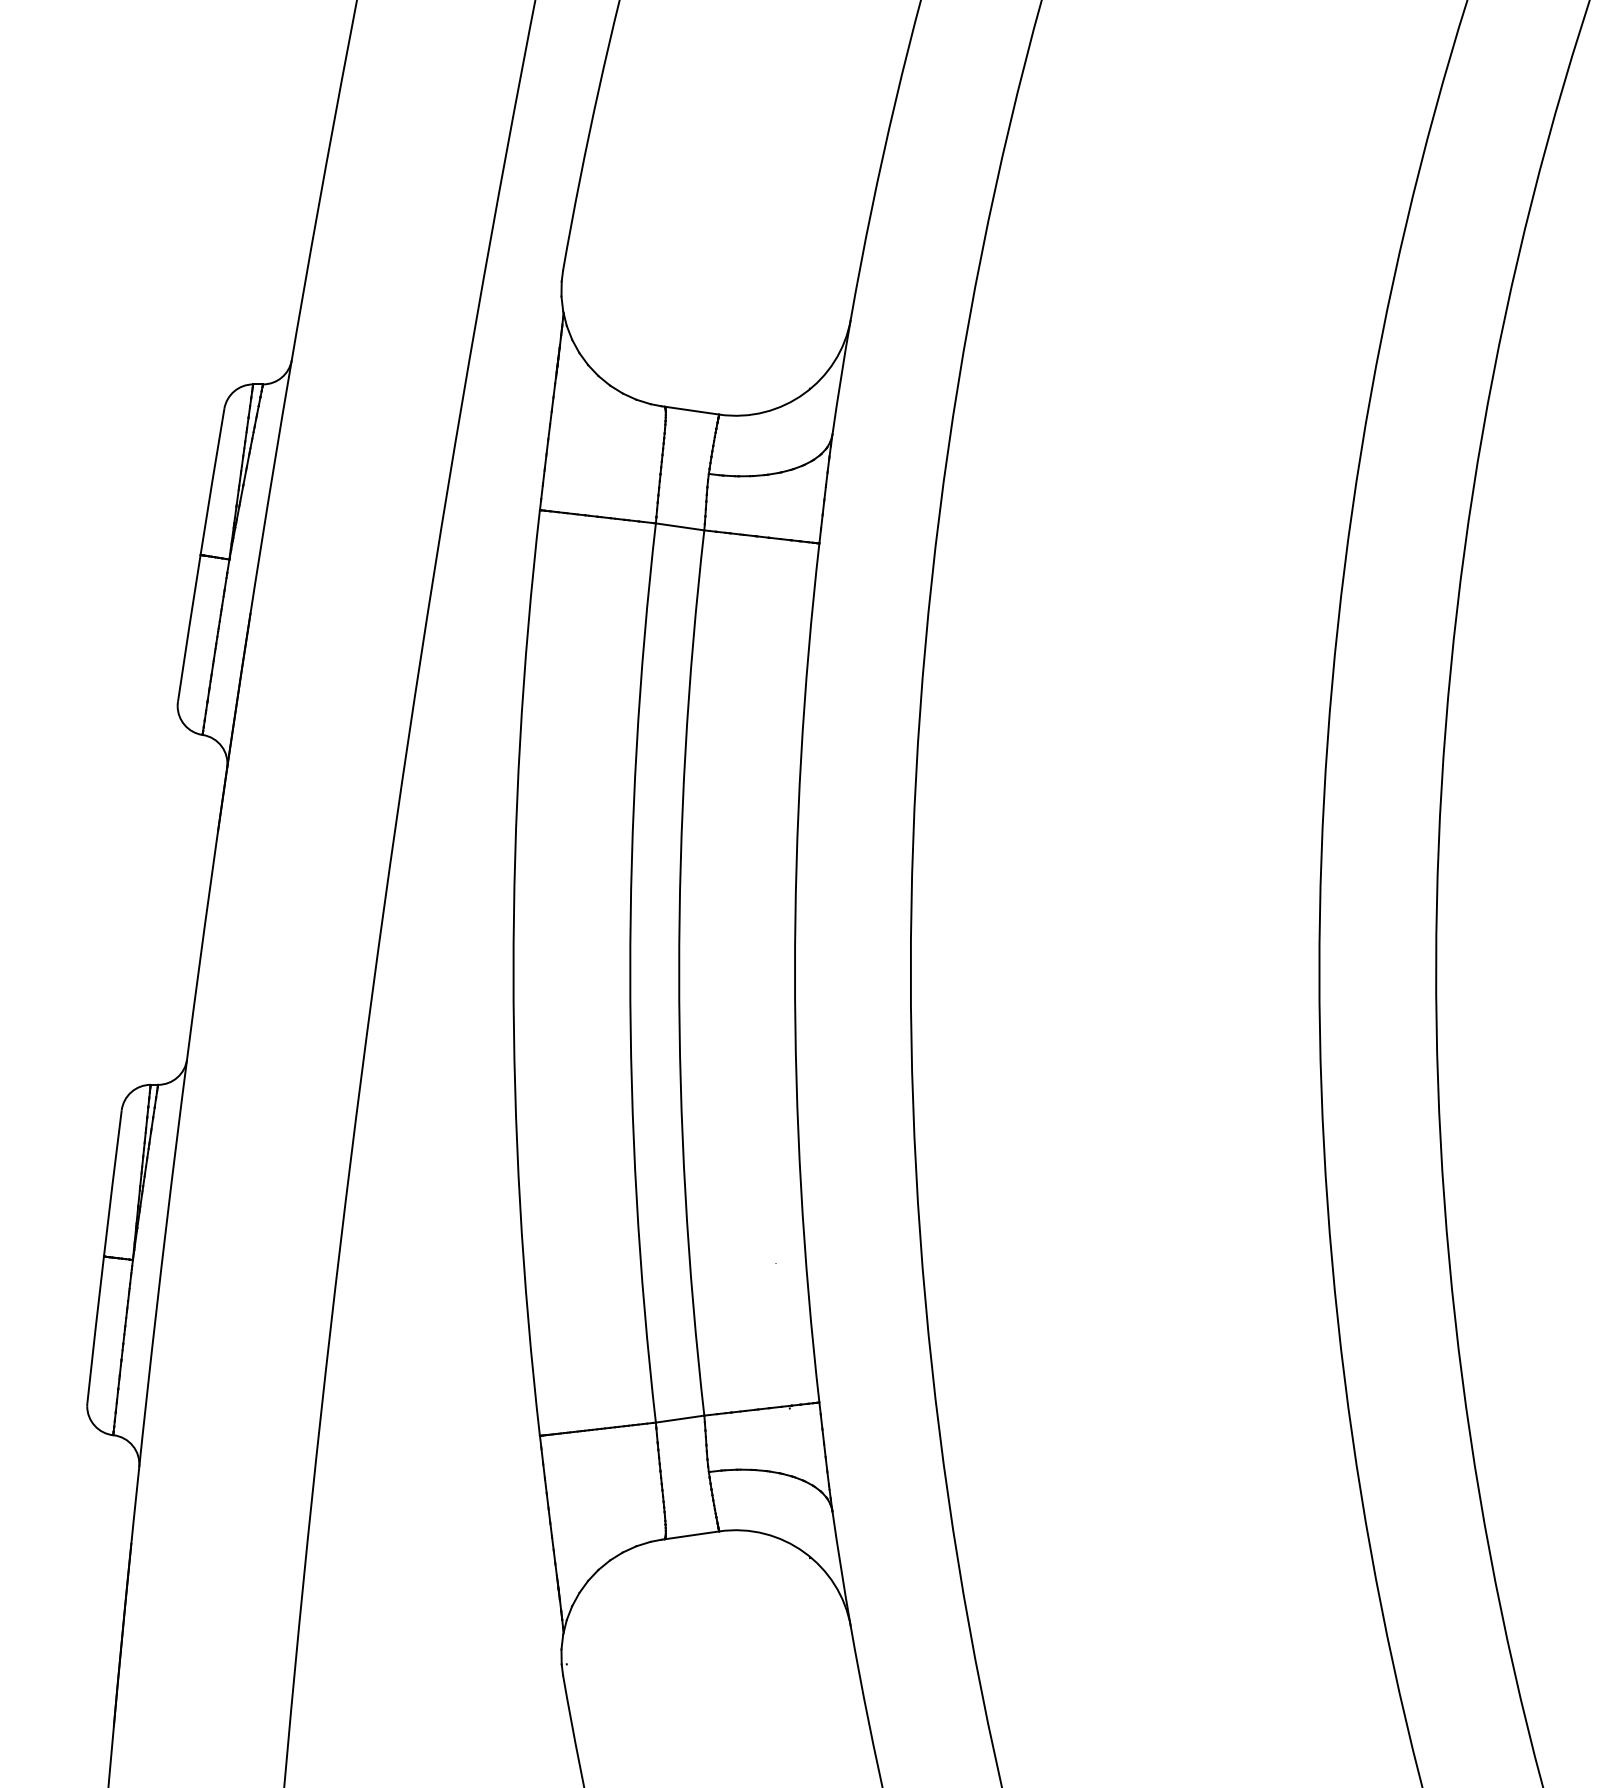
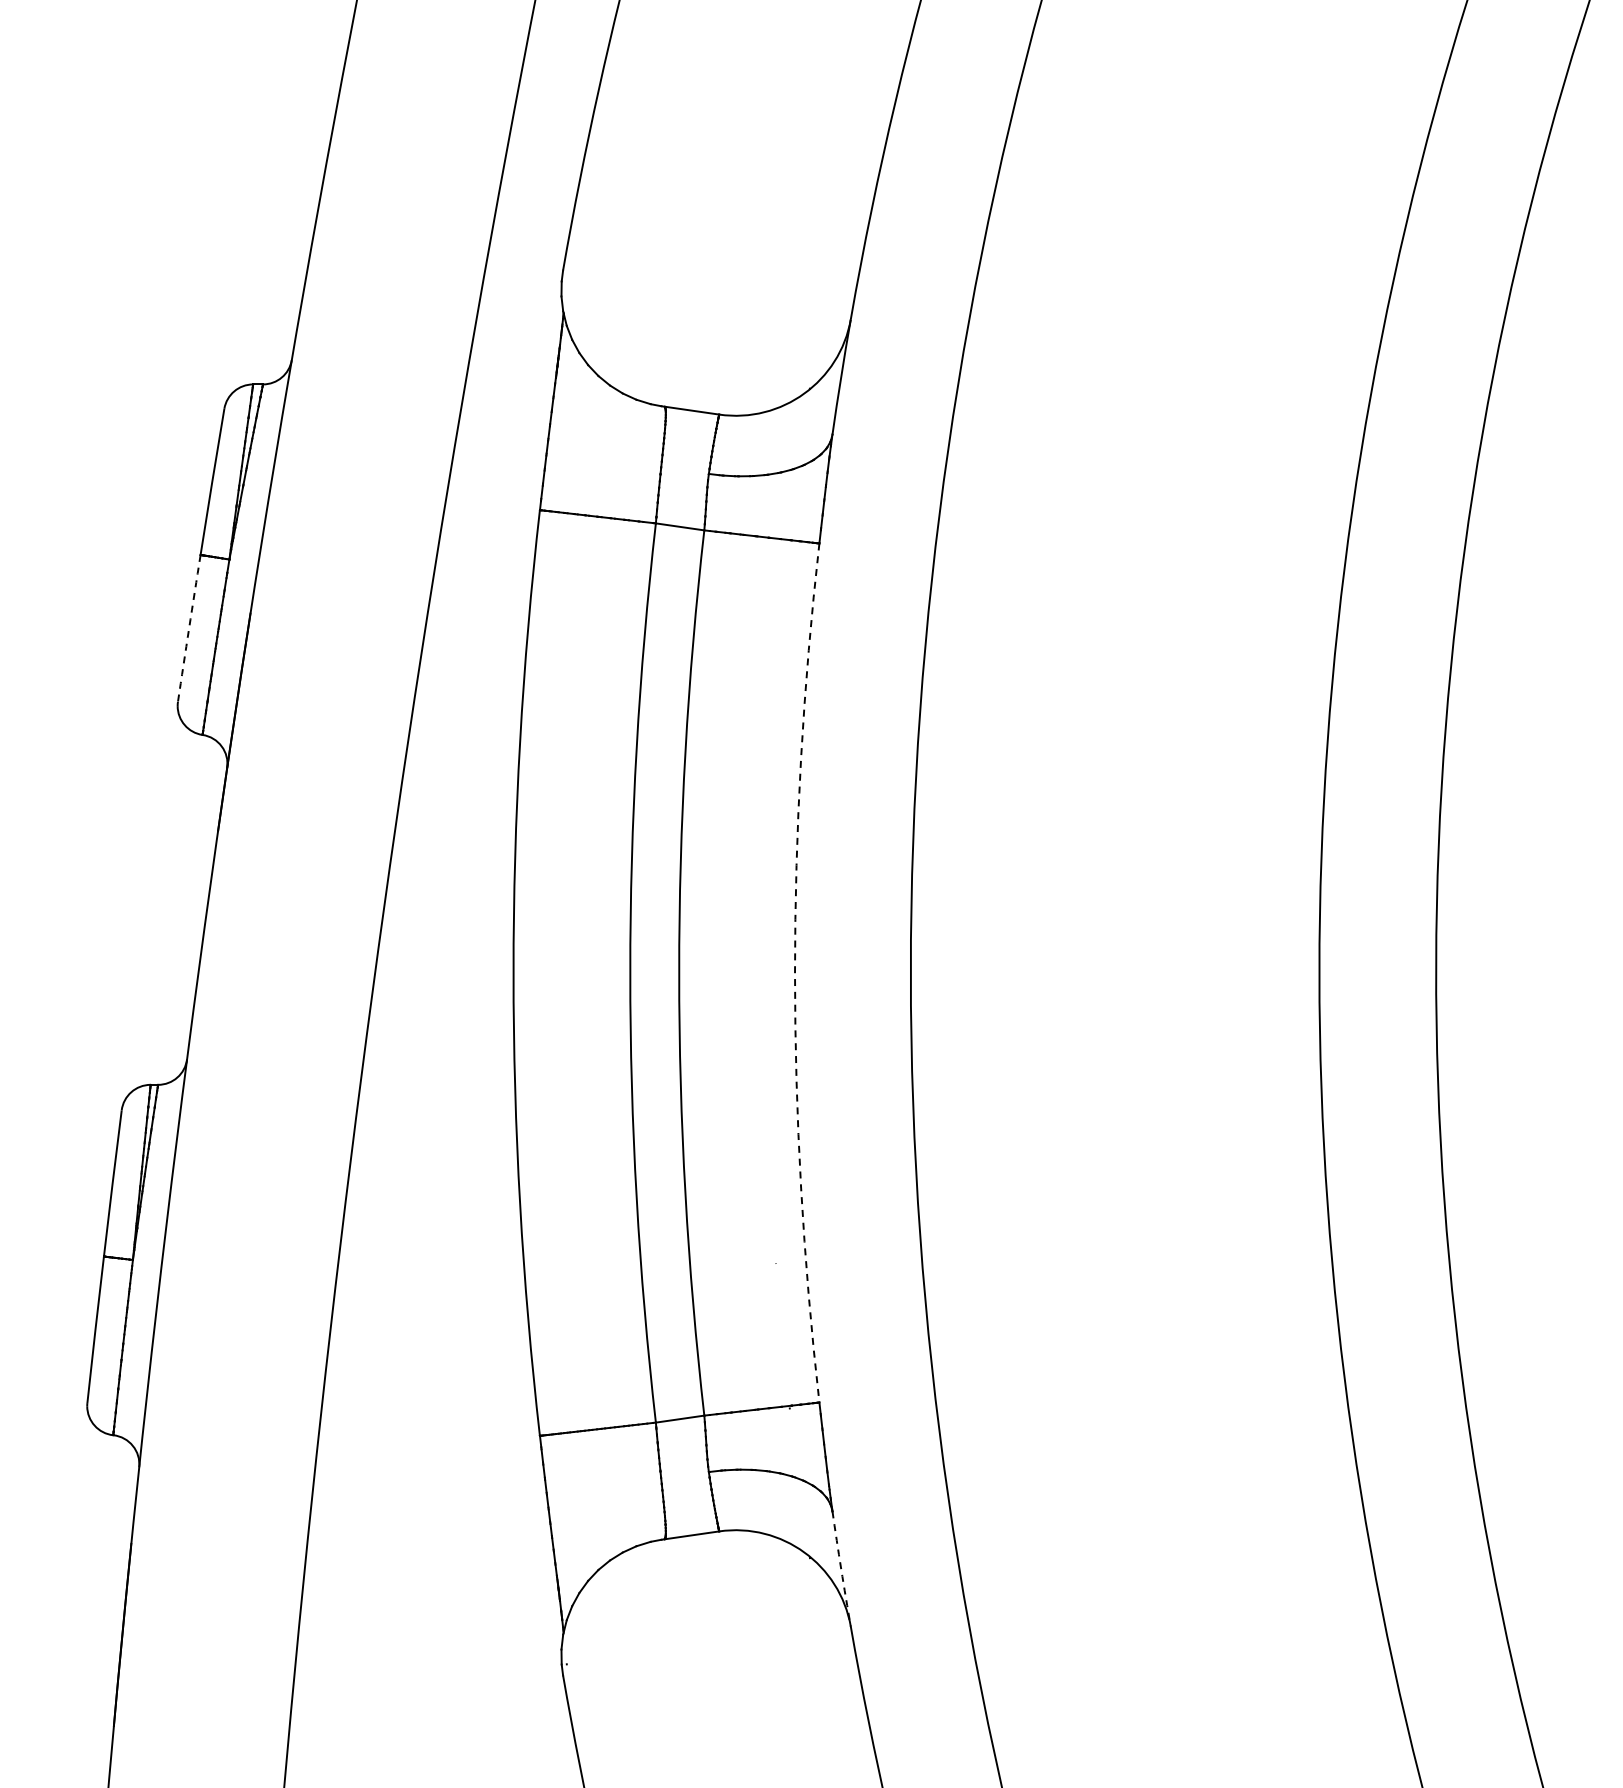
arc: solid -> dashed (189, 628)
arc: solid -> dashed (795, 973)
arc: solid -> dashed (841, 1569)
